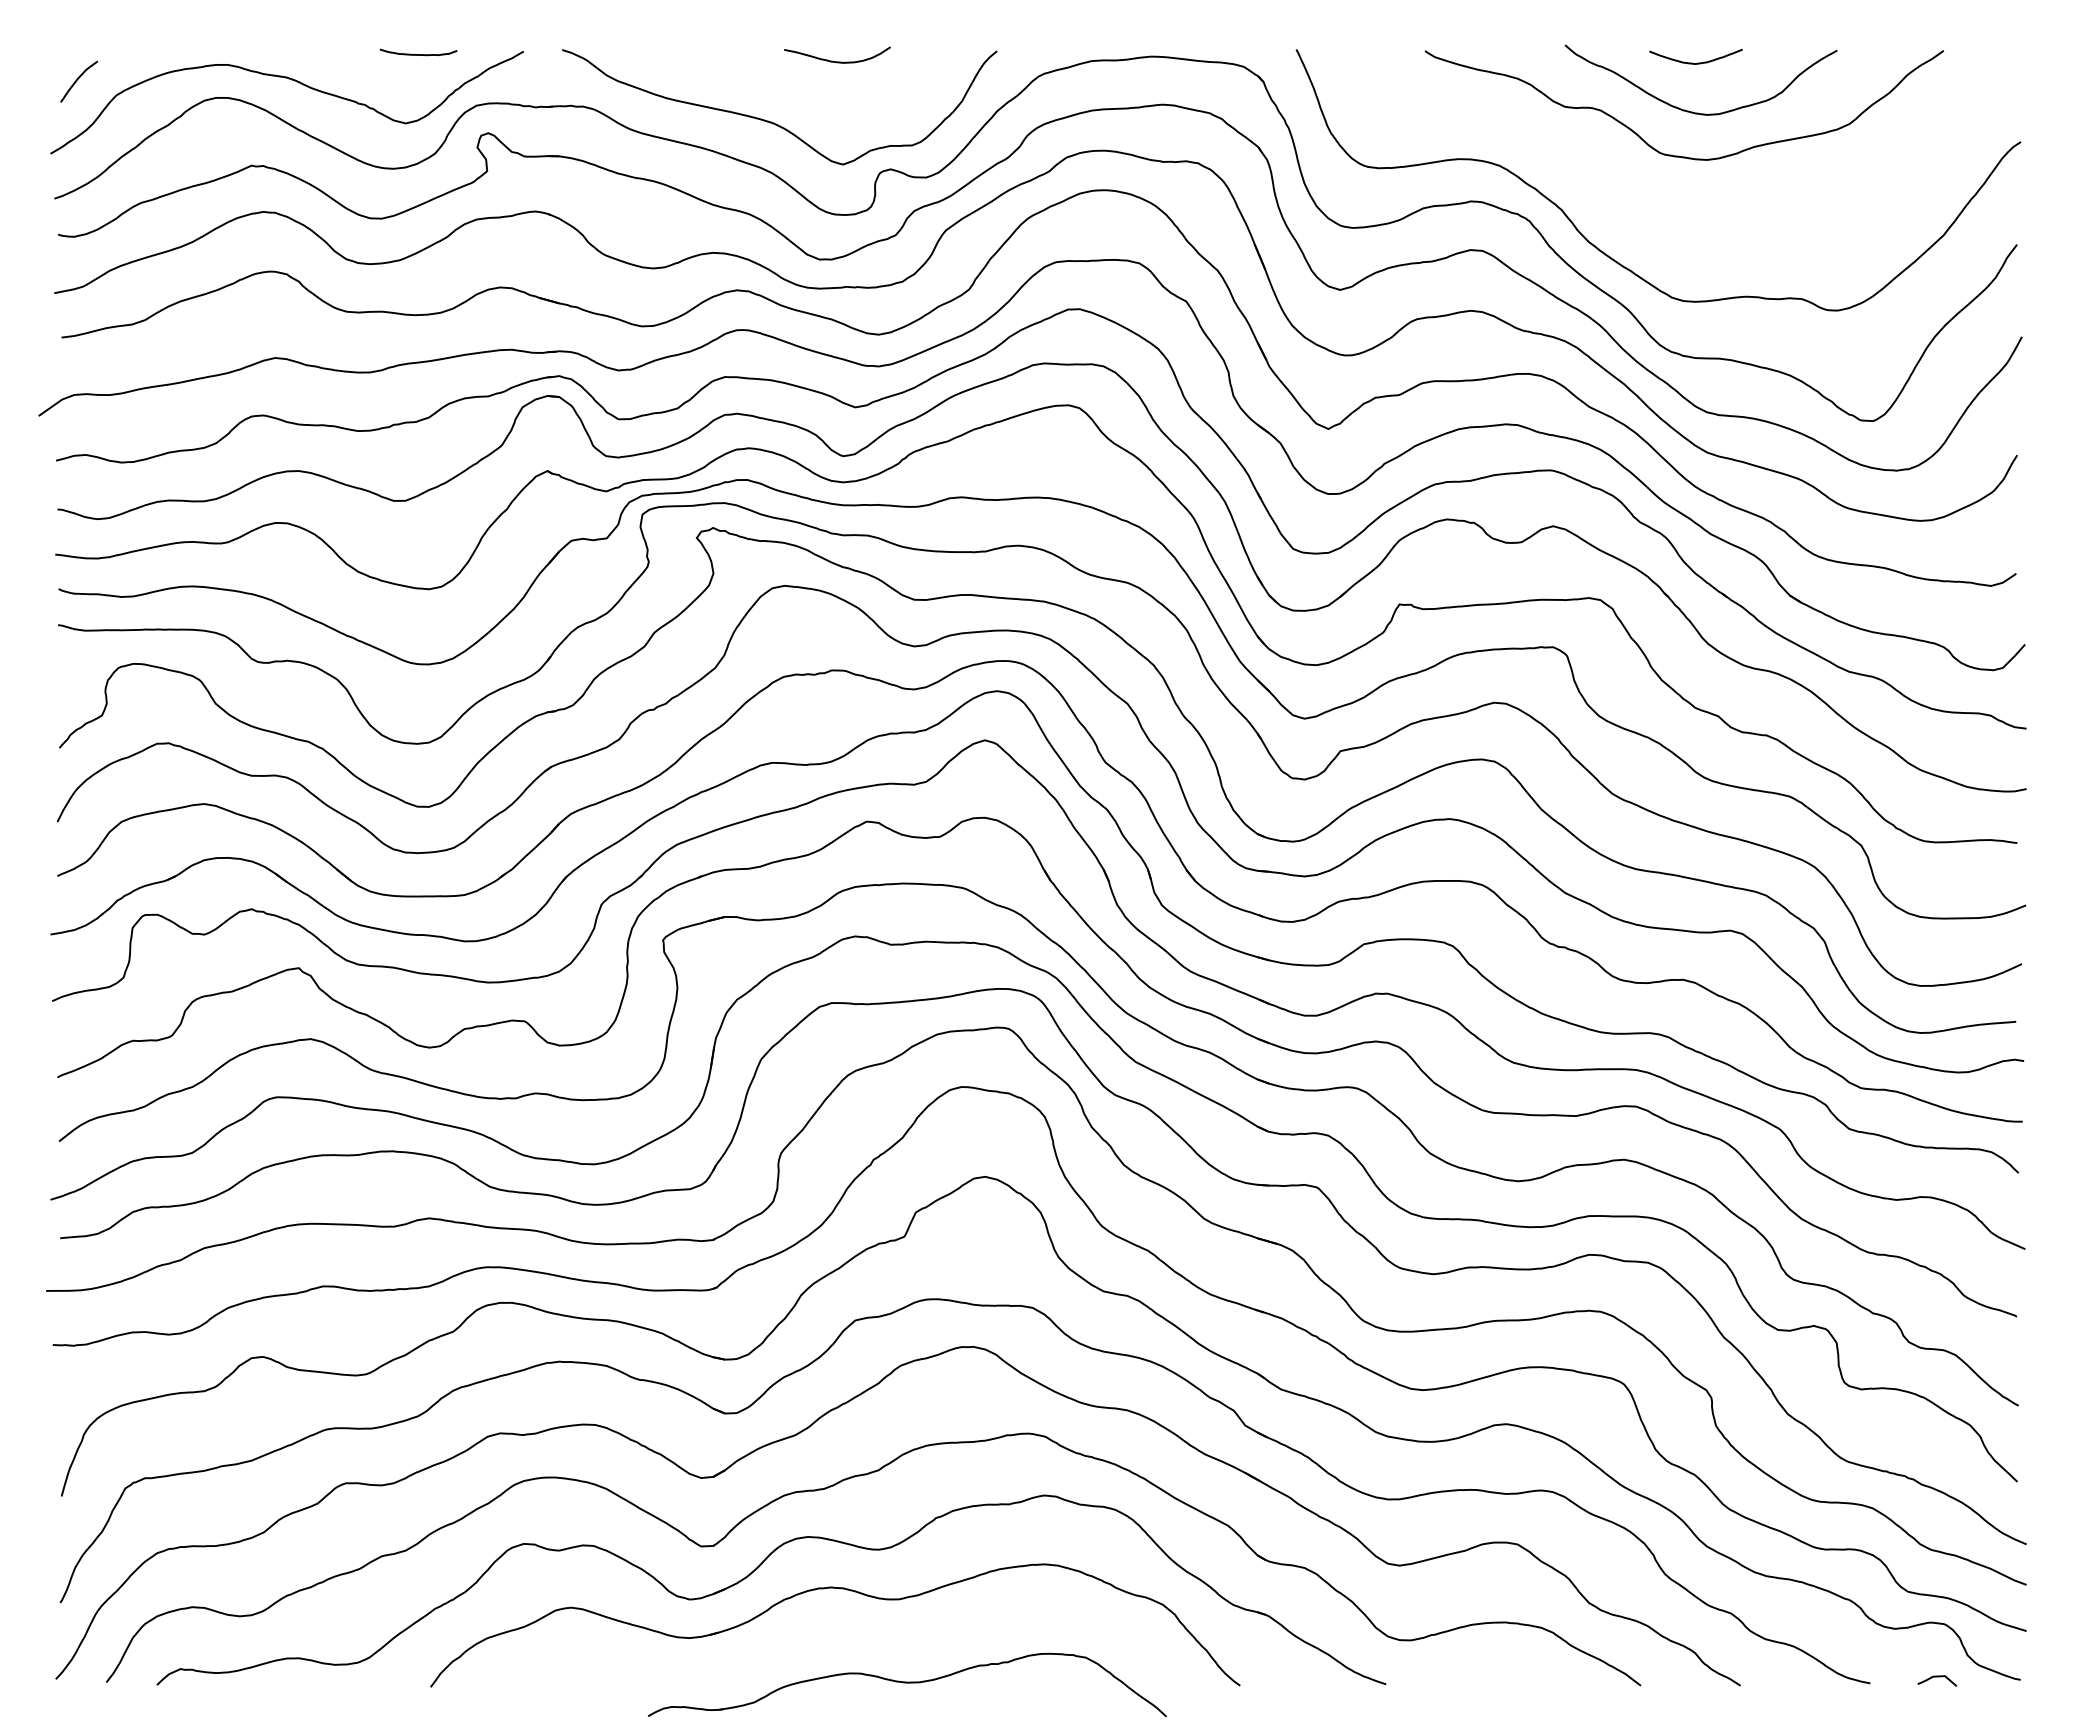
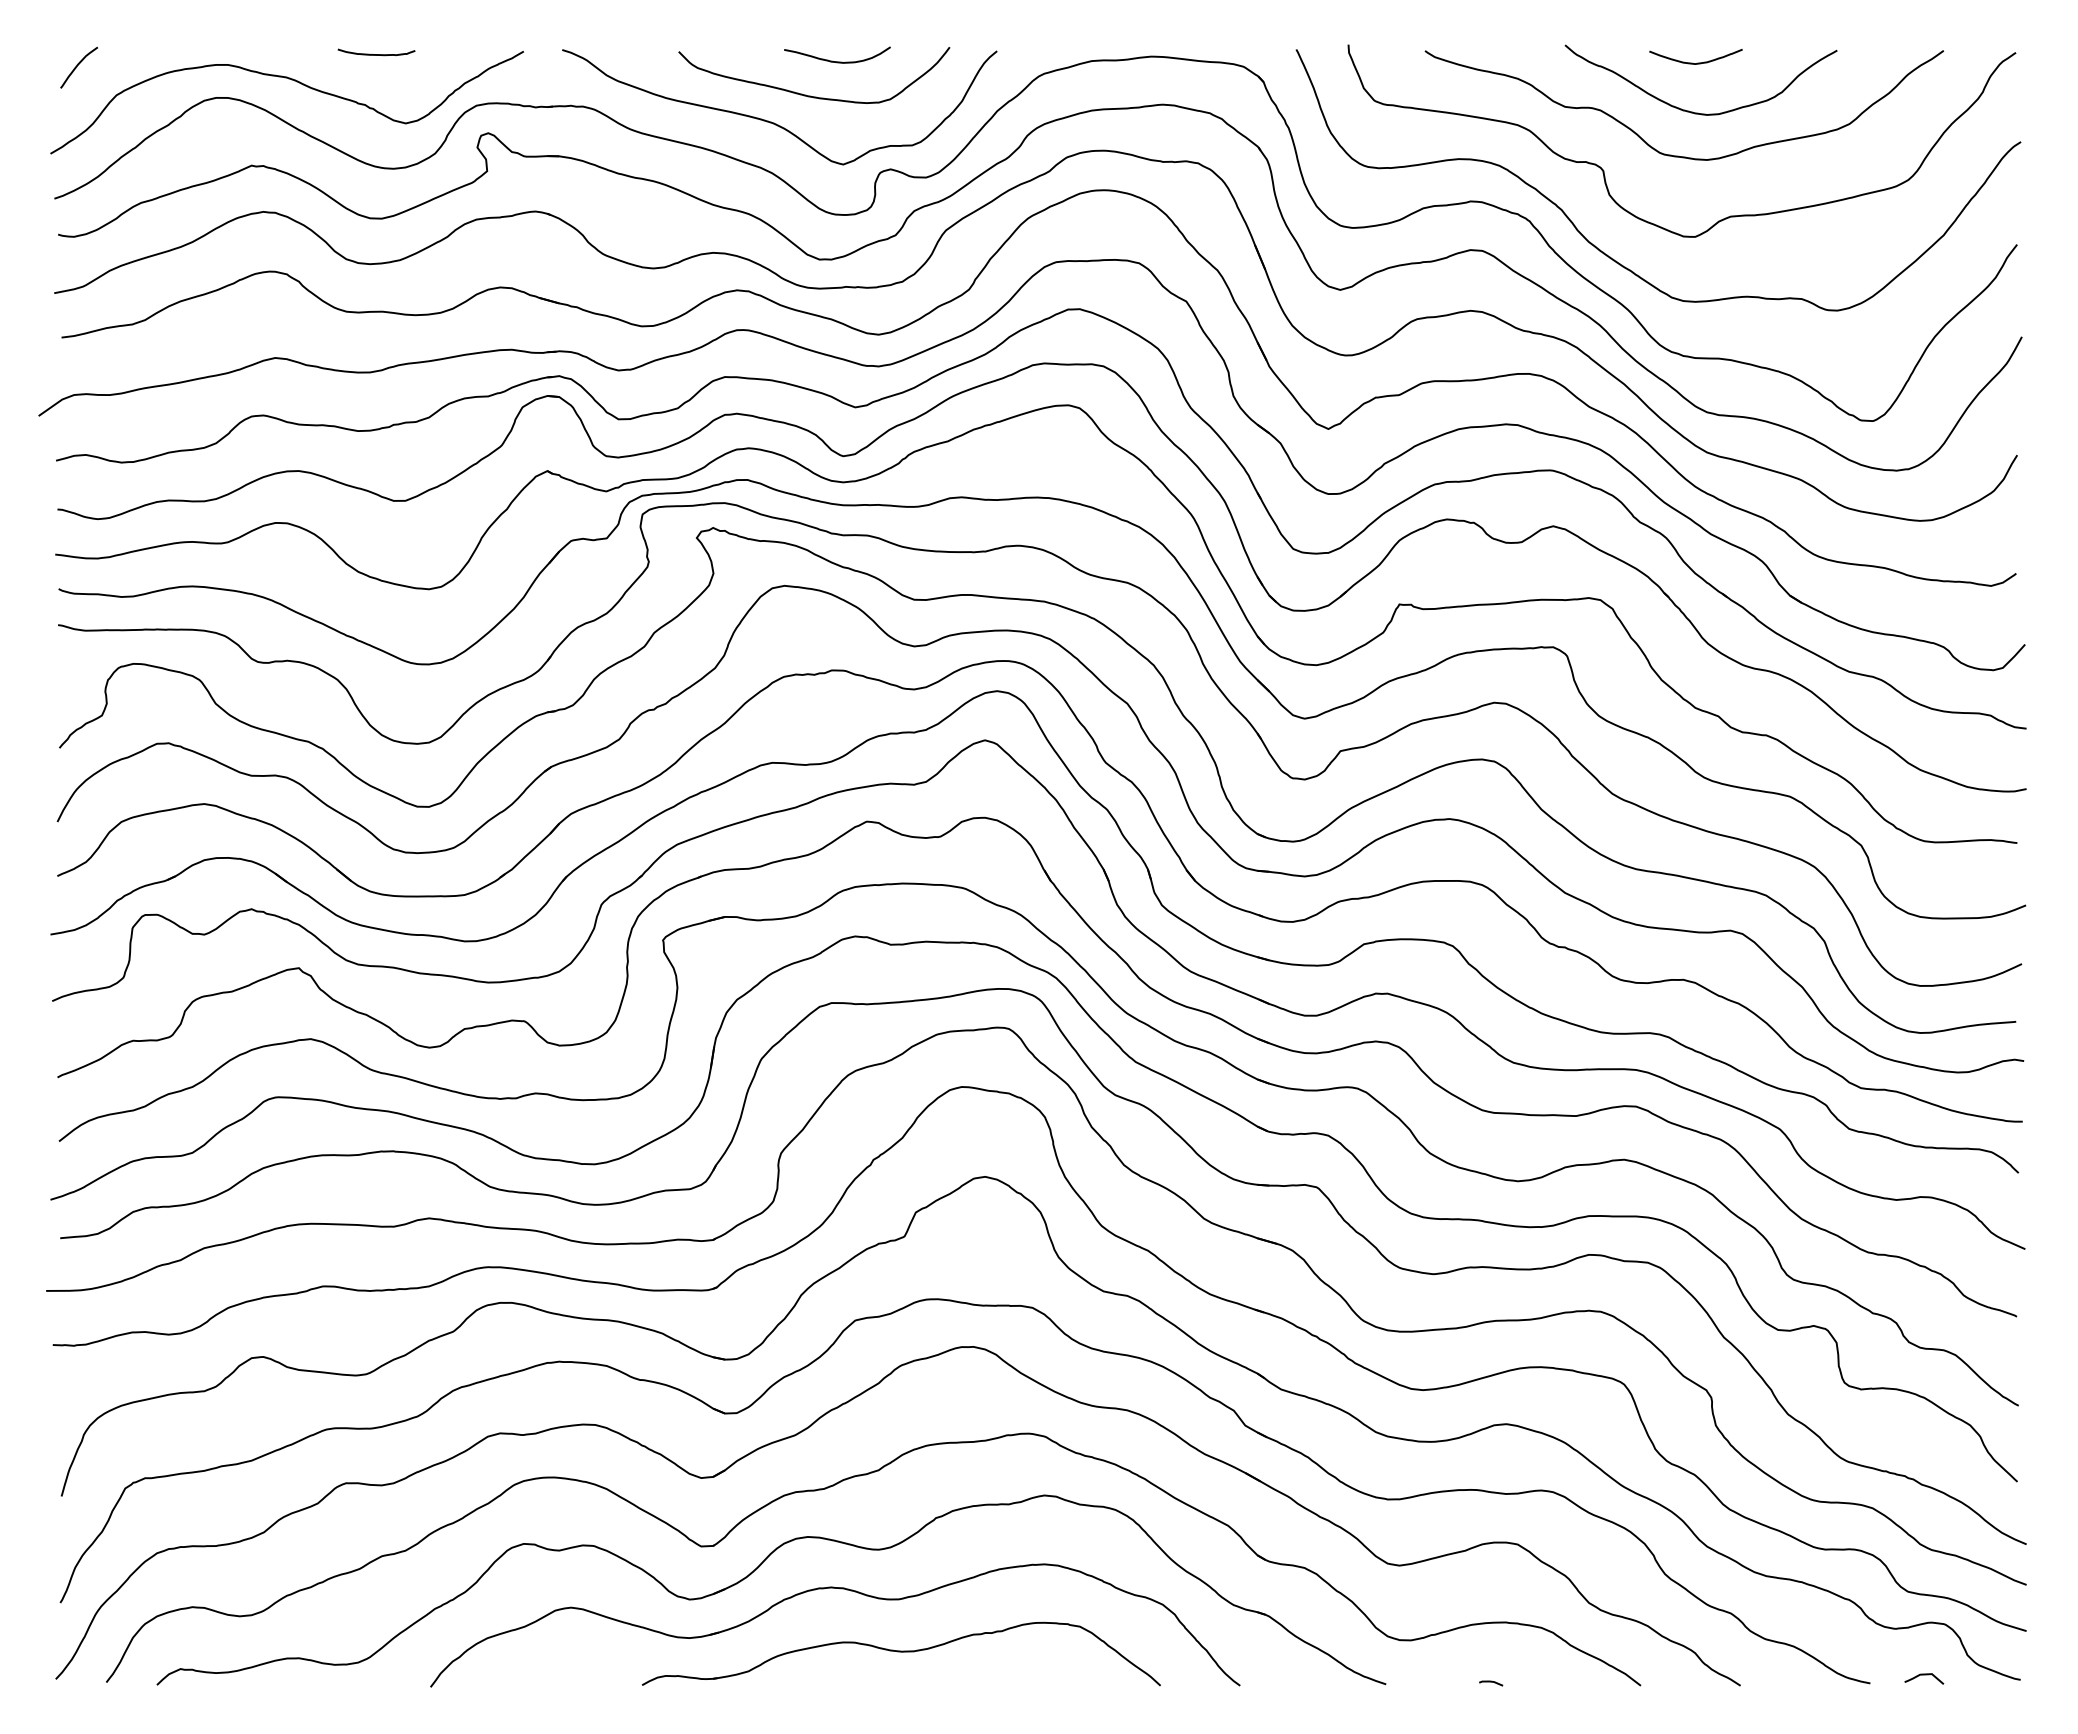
curve position: (418, 54) -> (376, 54) (376, 54)
curve position: (77, 80) -> (77, 66) (77, 66)
curve: none -> present (810, 95)
curve: none -> present (1604, 170)
curve position: (1937, 1677) -> (1924, 1675) (1924, 1675)
line: none -> present (1491, 1682)
part position: (907, 1684) -> (901, 1653) (901, 1653)
